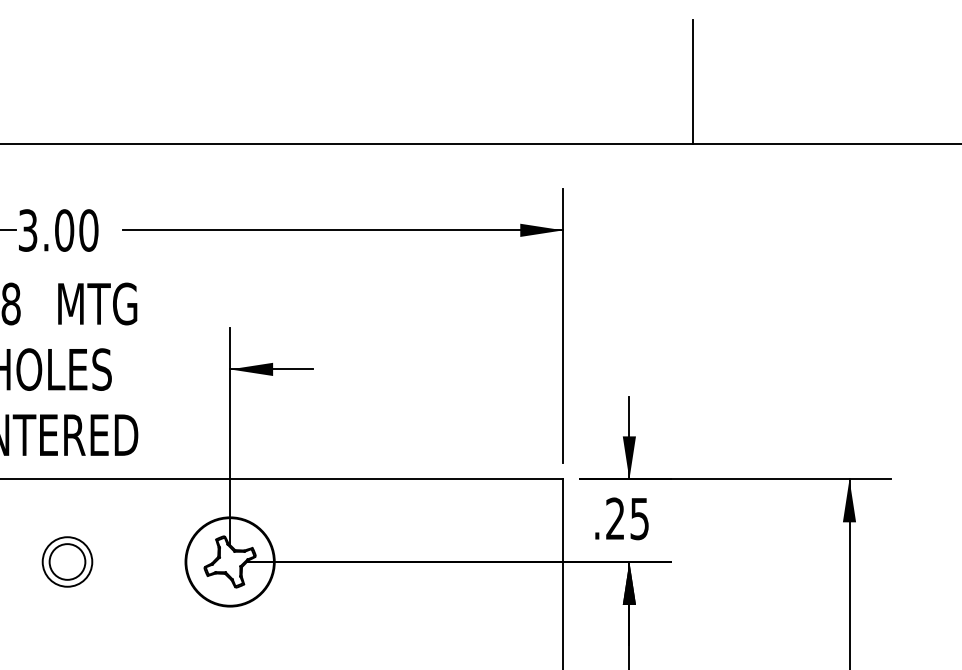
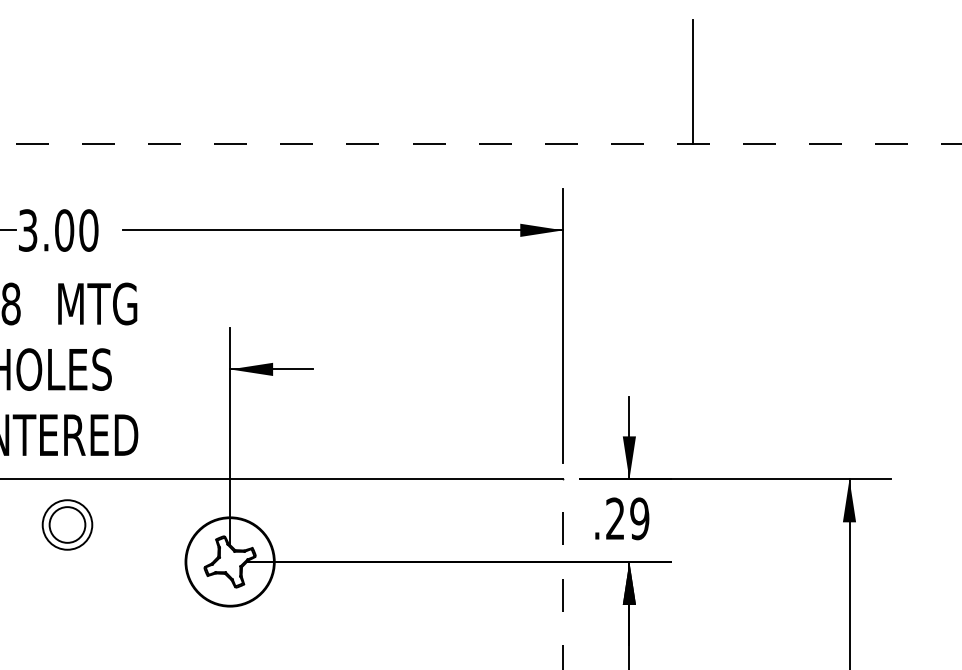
line: solid -> dashed (481, 144)
text: .25 -> .29 (639, 518)
part position: (67, 561) -> (67, 524) (67, 524)
line: solid -> dashed (563, 574)
